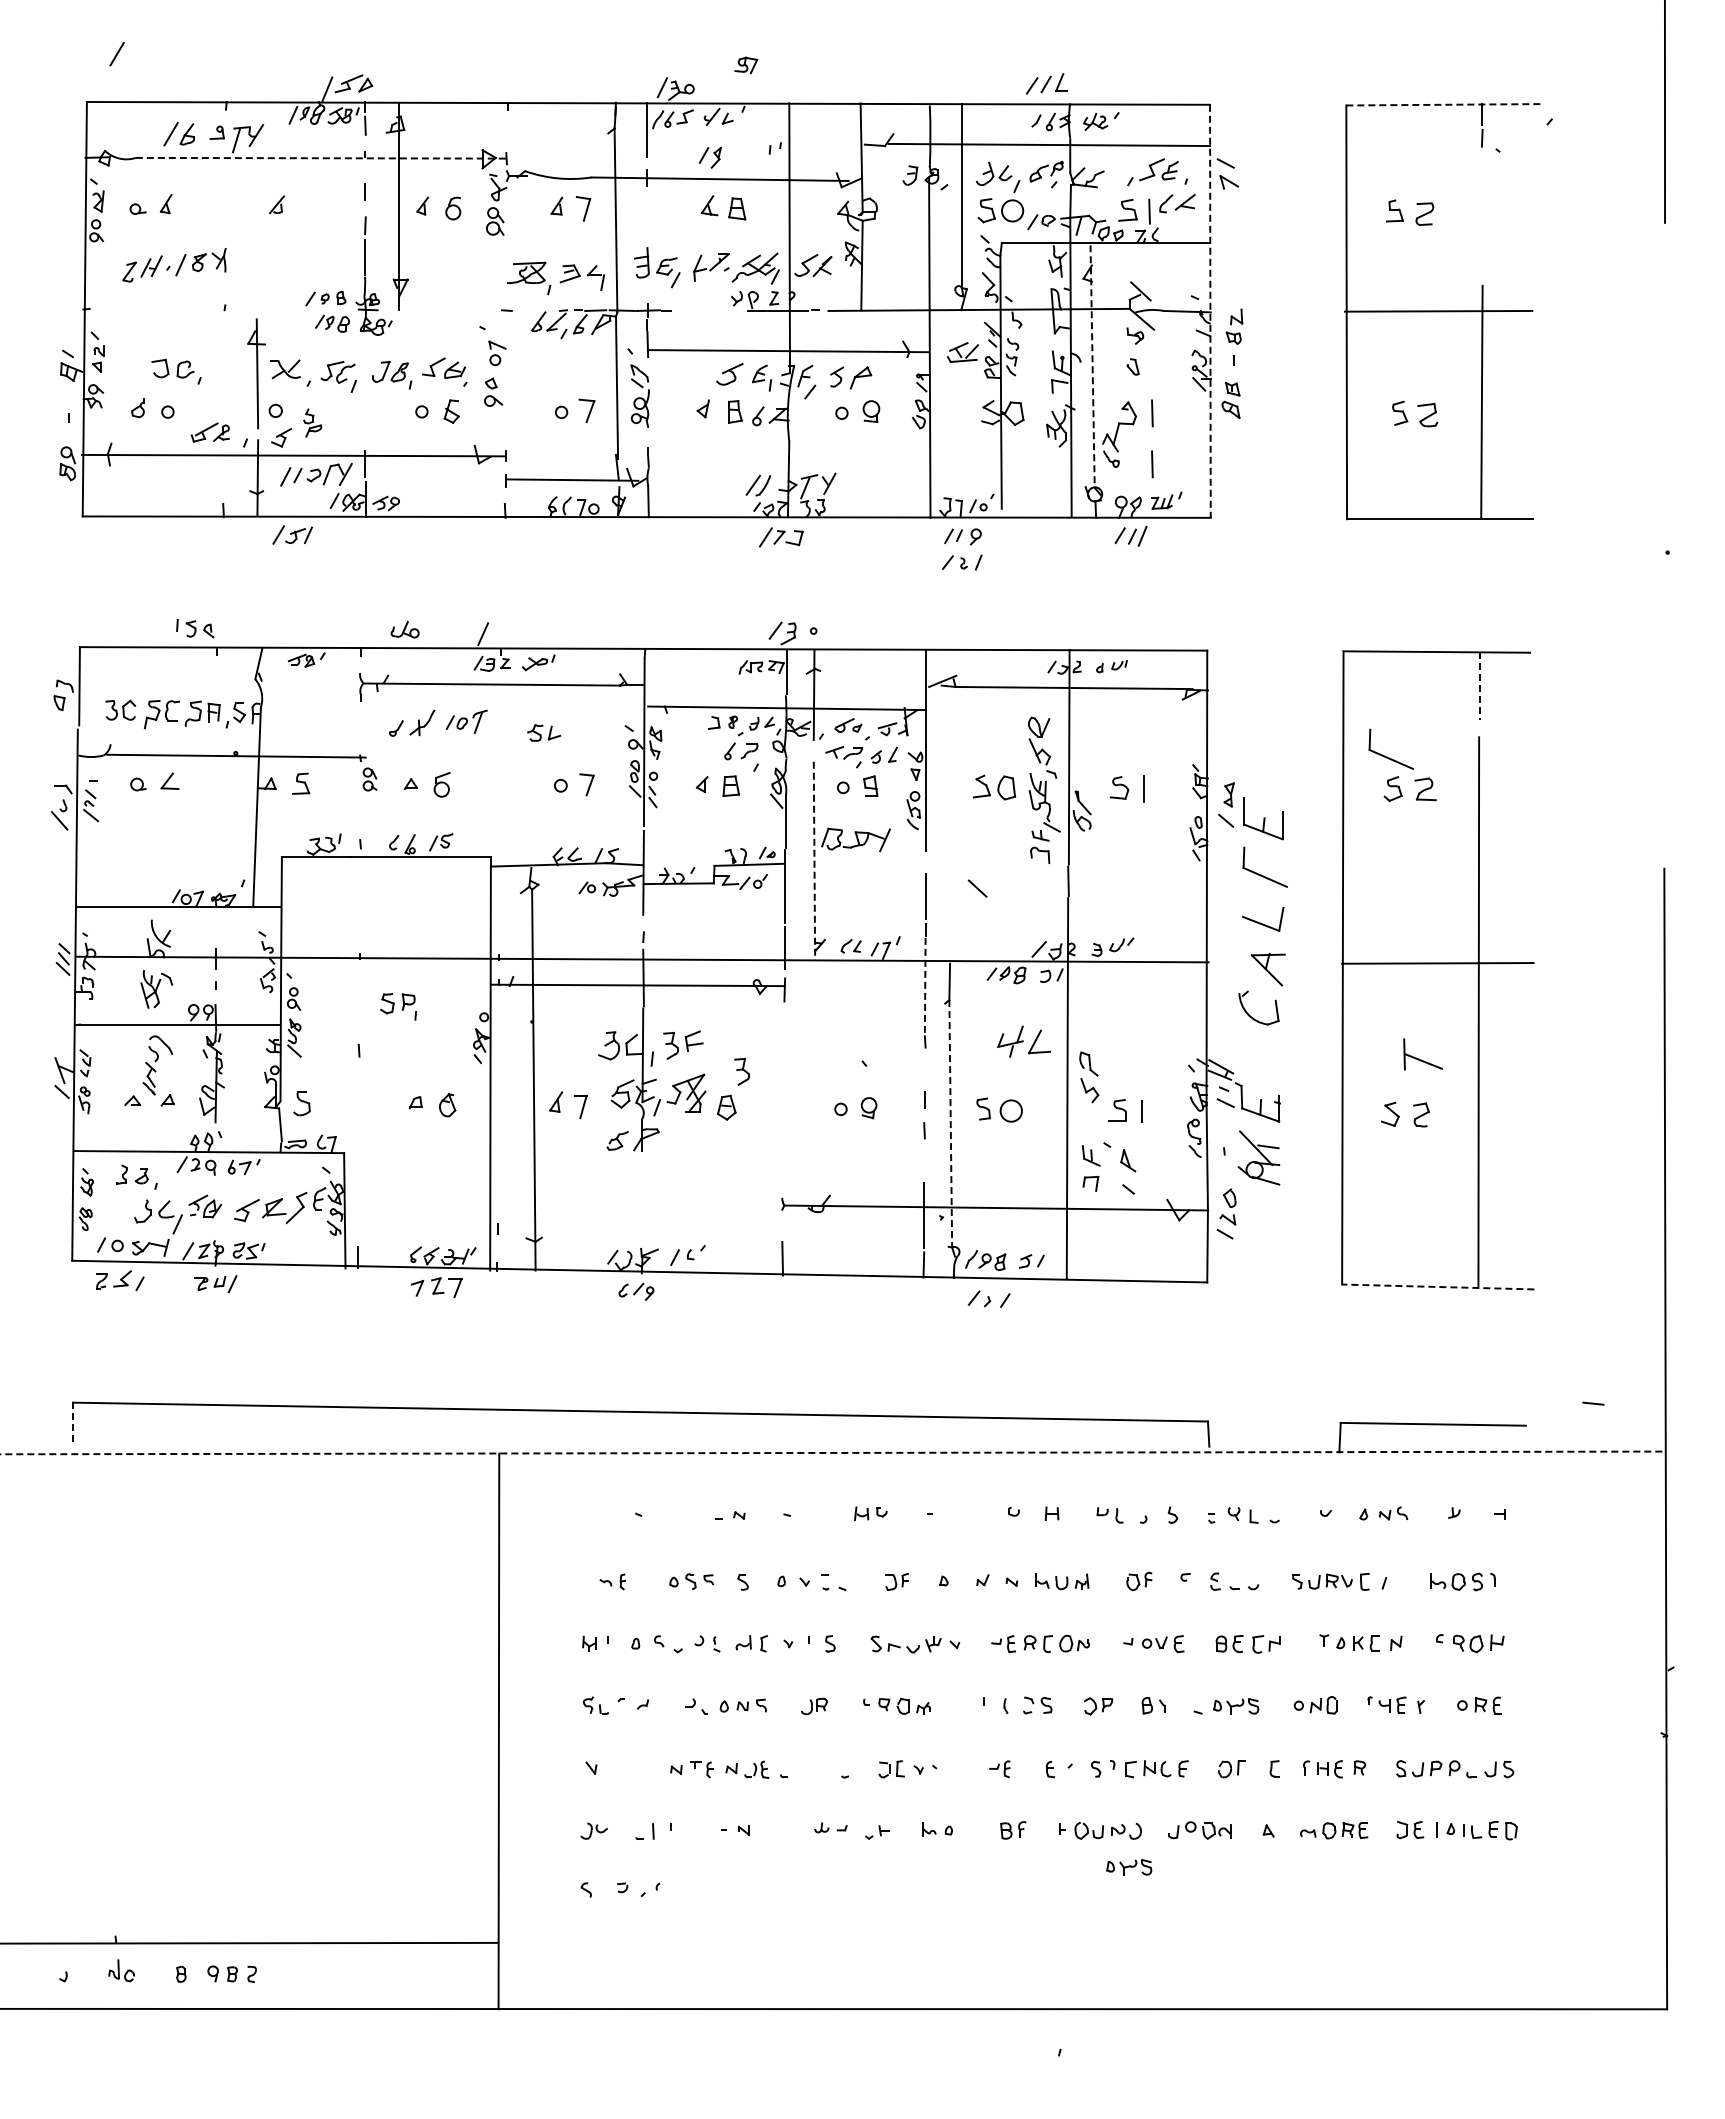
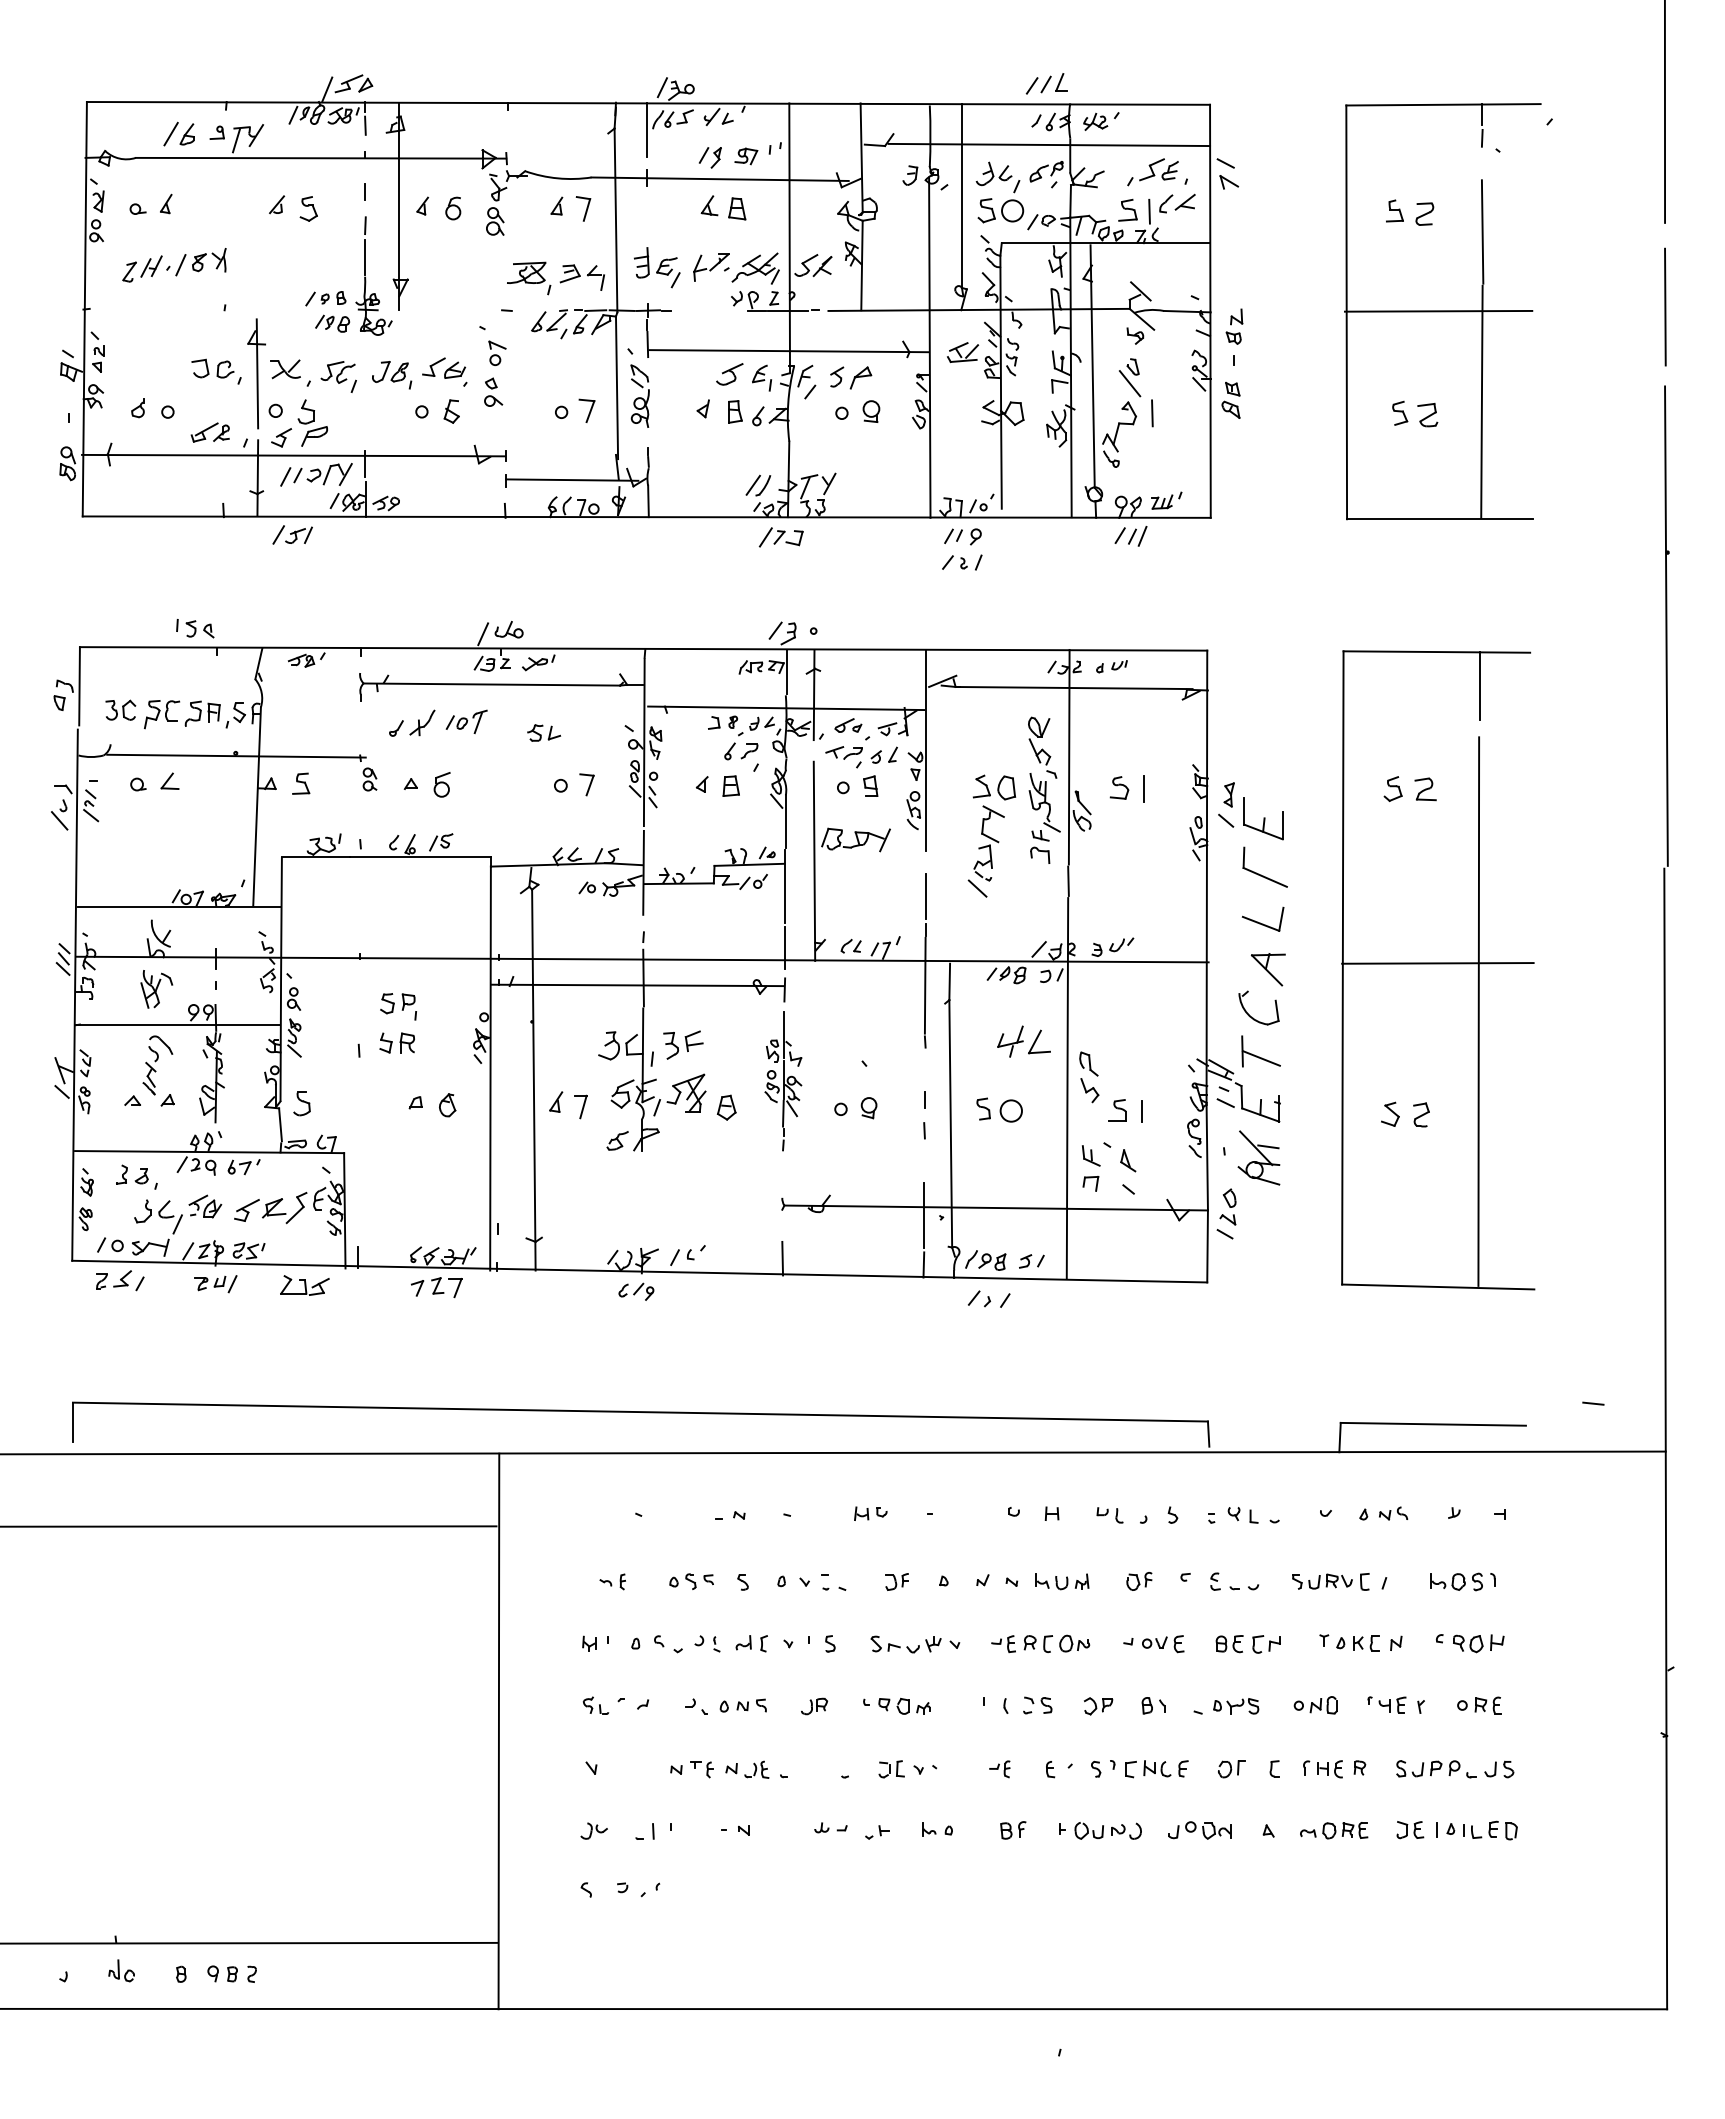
line: present -> none (116, 53)
part position: (746, 65) -> (746, 156) (746, 156)
line: dashed -> solid (1443, 104)
line: dashed -> solid (321, 158)
part: none -> present (308, 208)
line: none -> present (1482, 231)
line: none -> present (1665, 306)
line: dashed -> solid (1210, 311)
line: dashed -> solid (1092, 367)
part position: (176, 371) -> (216, 371) (216, 371)
line: none -> present (1129, 383)
part size: 20x30 px -> 31x48 px (312, 422)
line: present -> none (1152, 464)
line: none -> present (1666, 625)
part position: (404, 629) -> (508, 629) (508, 629)
line: dashed -> solid (1479, 685)
part: present -> none (1387, 756)
part: none -> present (988, 843)
line: dashed -> solid (814, 861)
line: dashed -> solid (925, 985)
part: none -> present (396, 1042)
part position: (1422, 1054) -> (1260, 1051) (1260, 1051)
part: present -> none (741, 1071)
part: none -> present (783, 1081)
line: dashed -> solid (950, 1123)
part: none -> present (304, 1285)
line: dashed -> solid (1437, 1286)
line: dashed -> solid (72, 1422)
line: dashed -> solid (833, 1452)
line: none -> present (249, 1526)
part: present -> none (1129, 1867)
